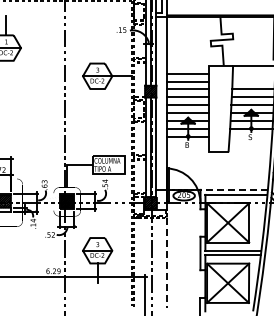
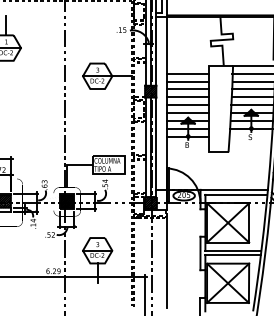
line: none -> present (251, 73)
line: none -> present (251, 81)
line: dashed -> solid (234, 189)
line: dashed -> solid (166, 262)
